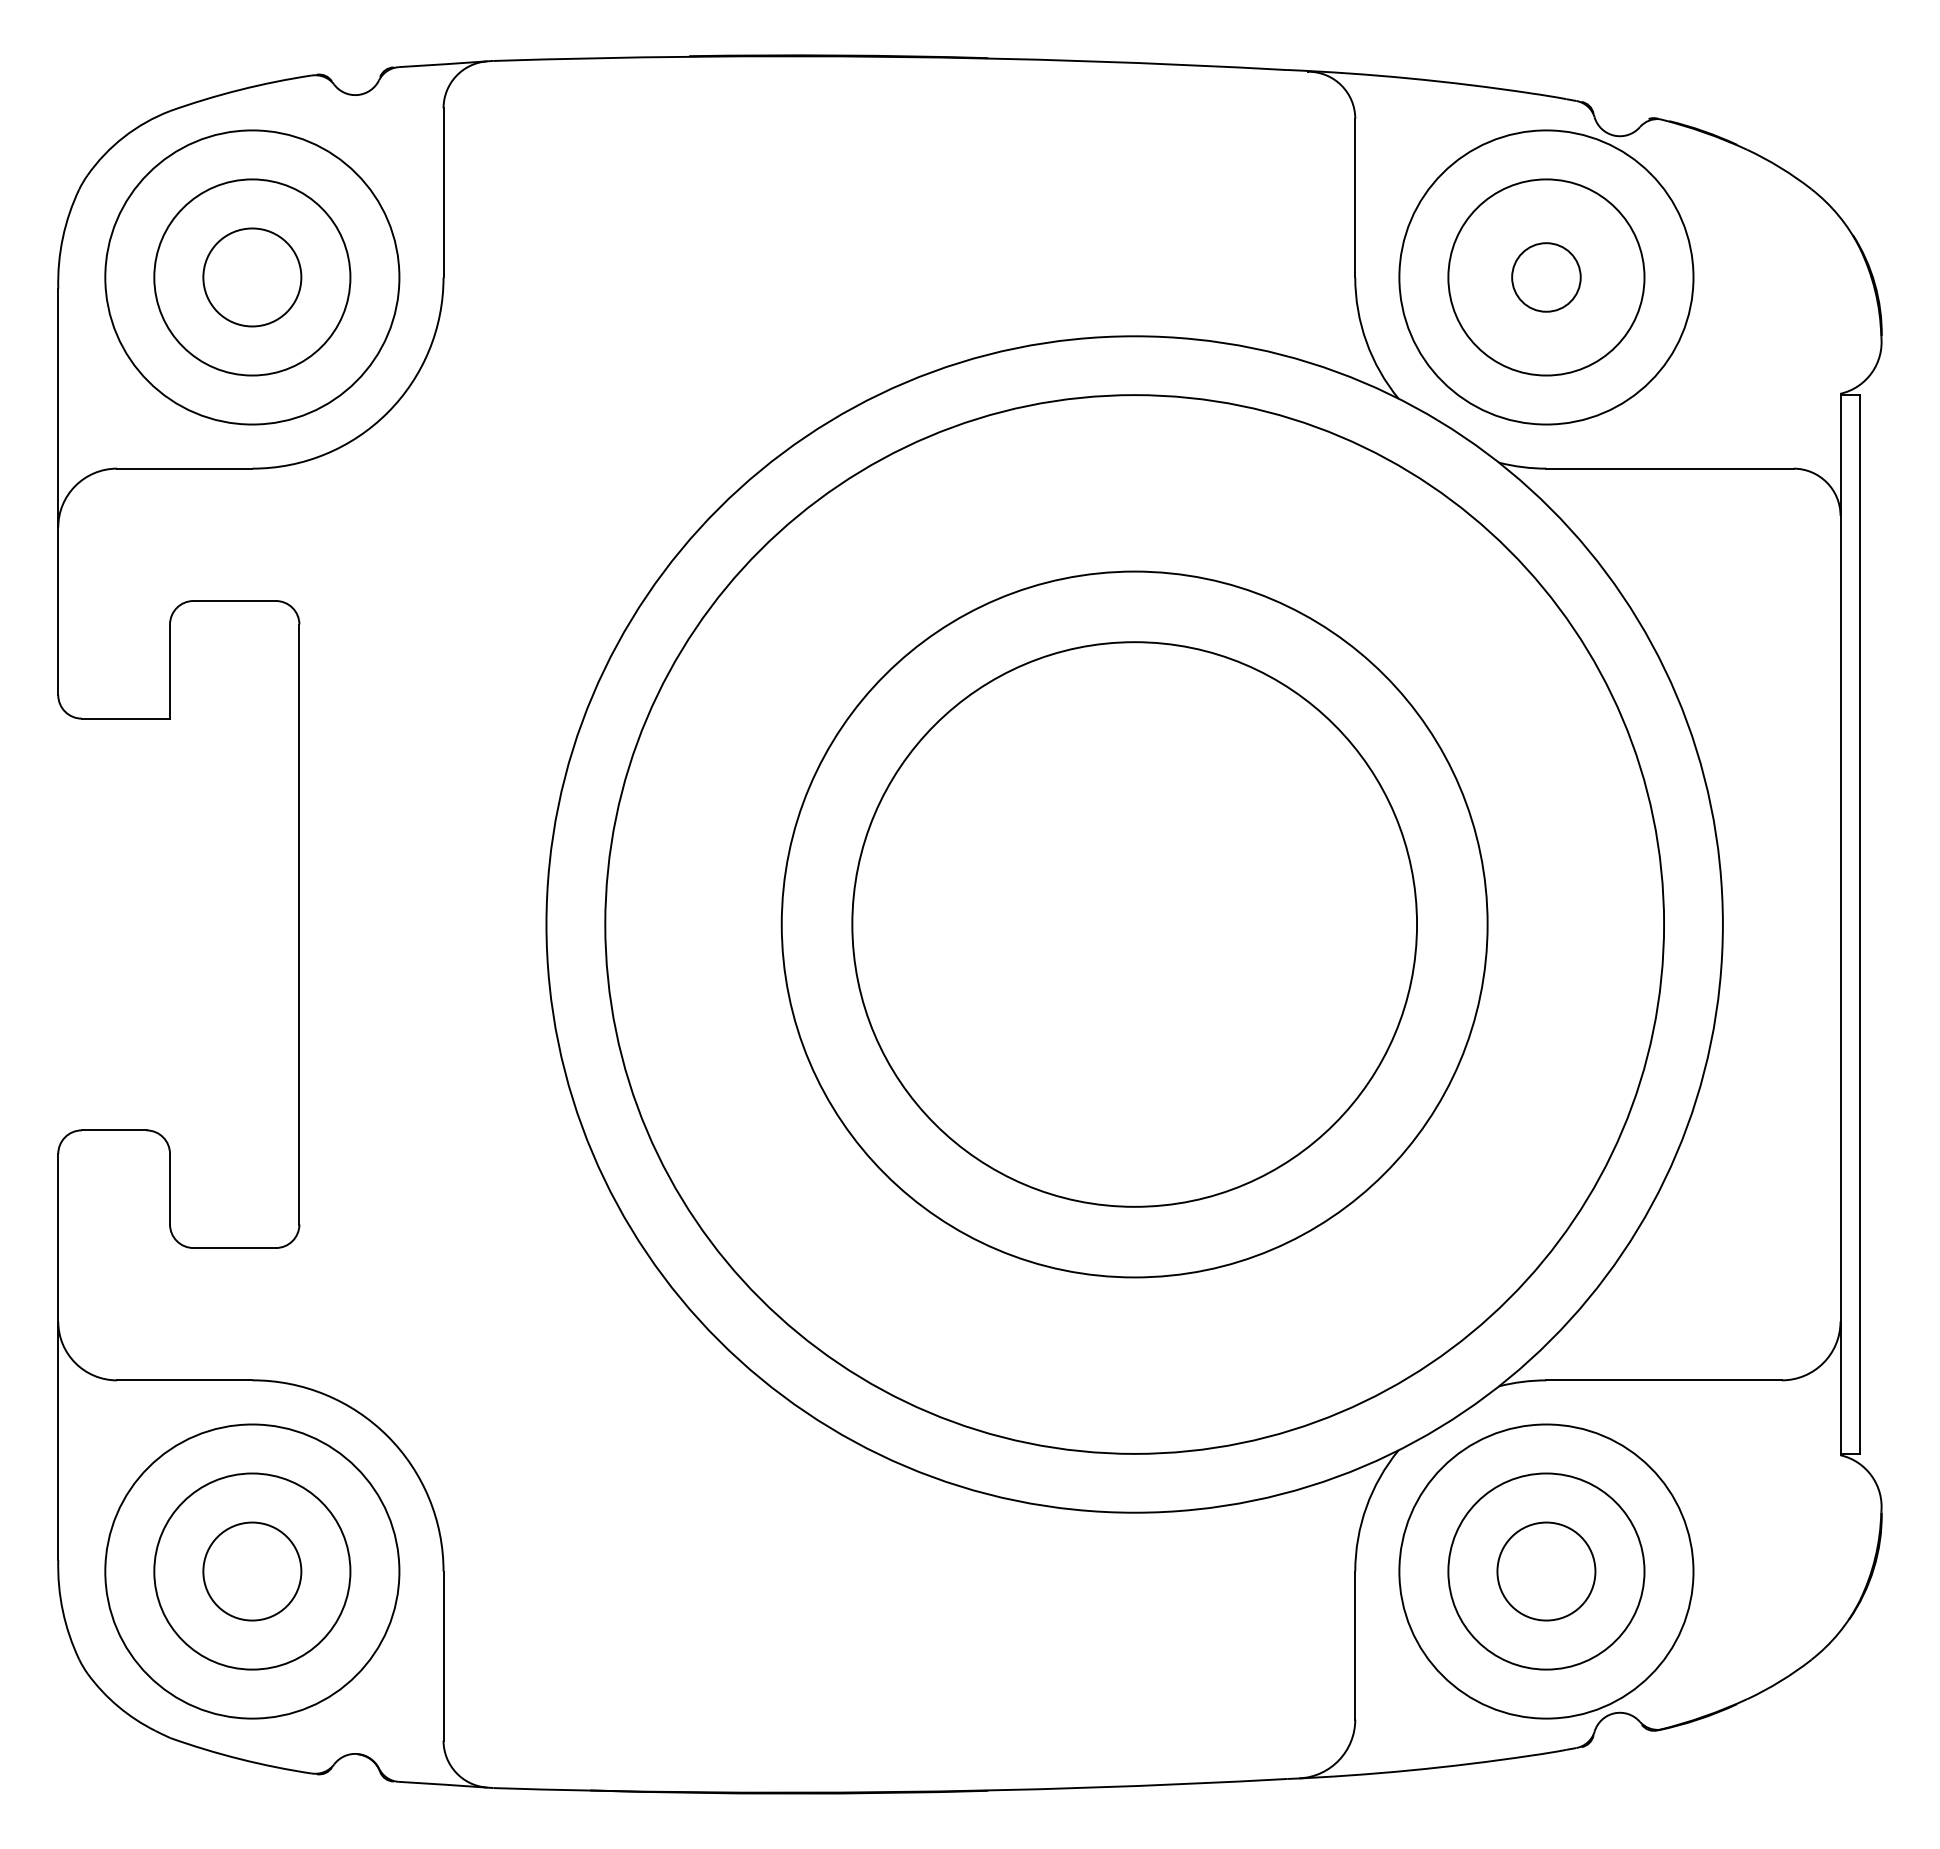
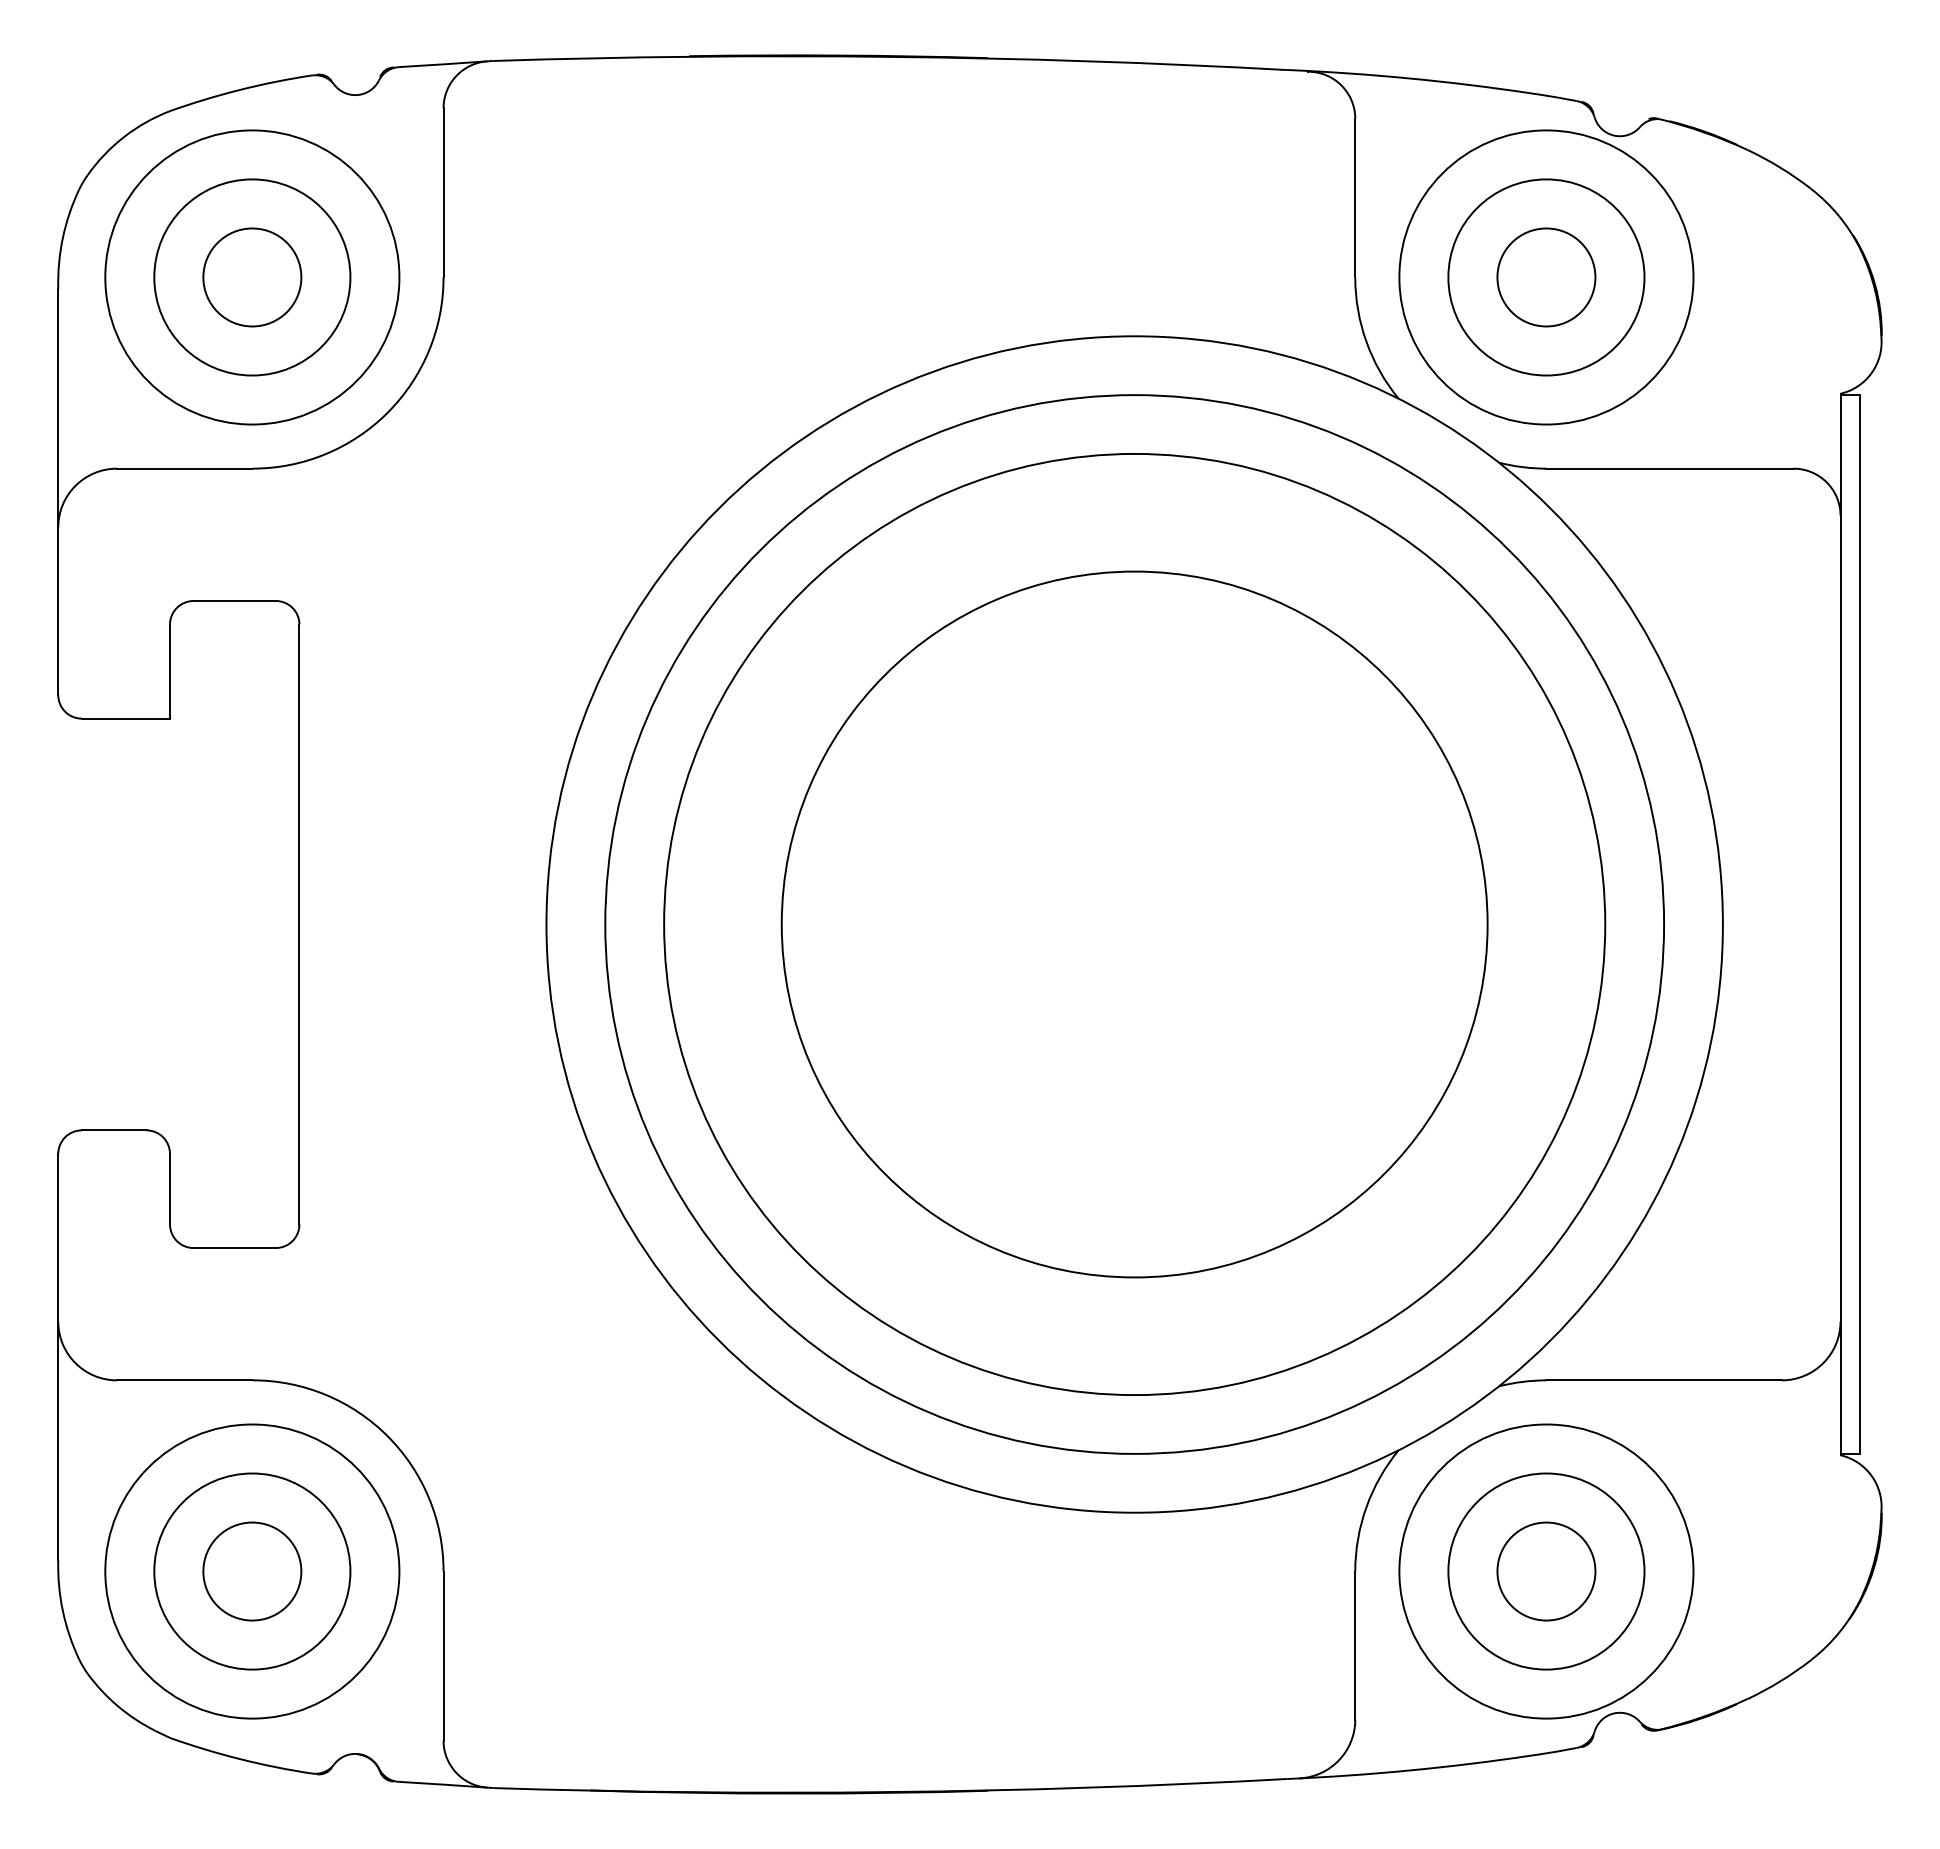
circle diameter: 69 px -> 98 px (1546, 277)
circle diameter: 565 px -> 941 px (1134, 924)
